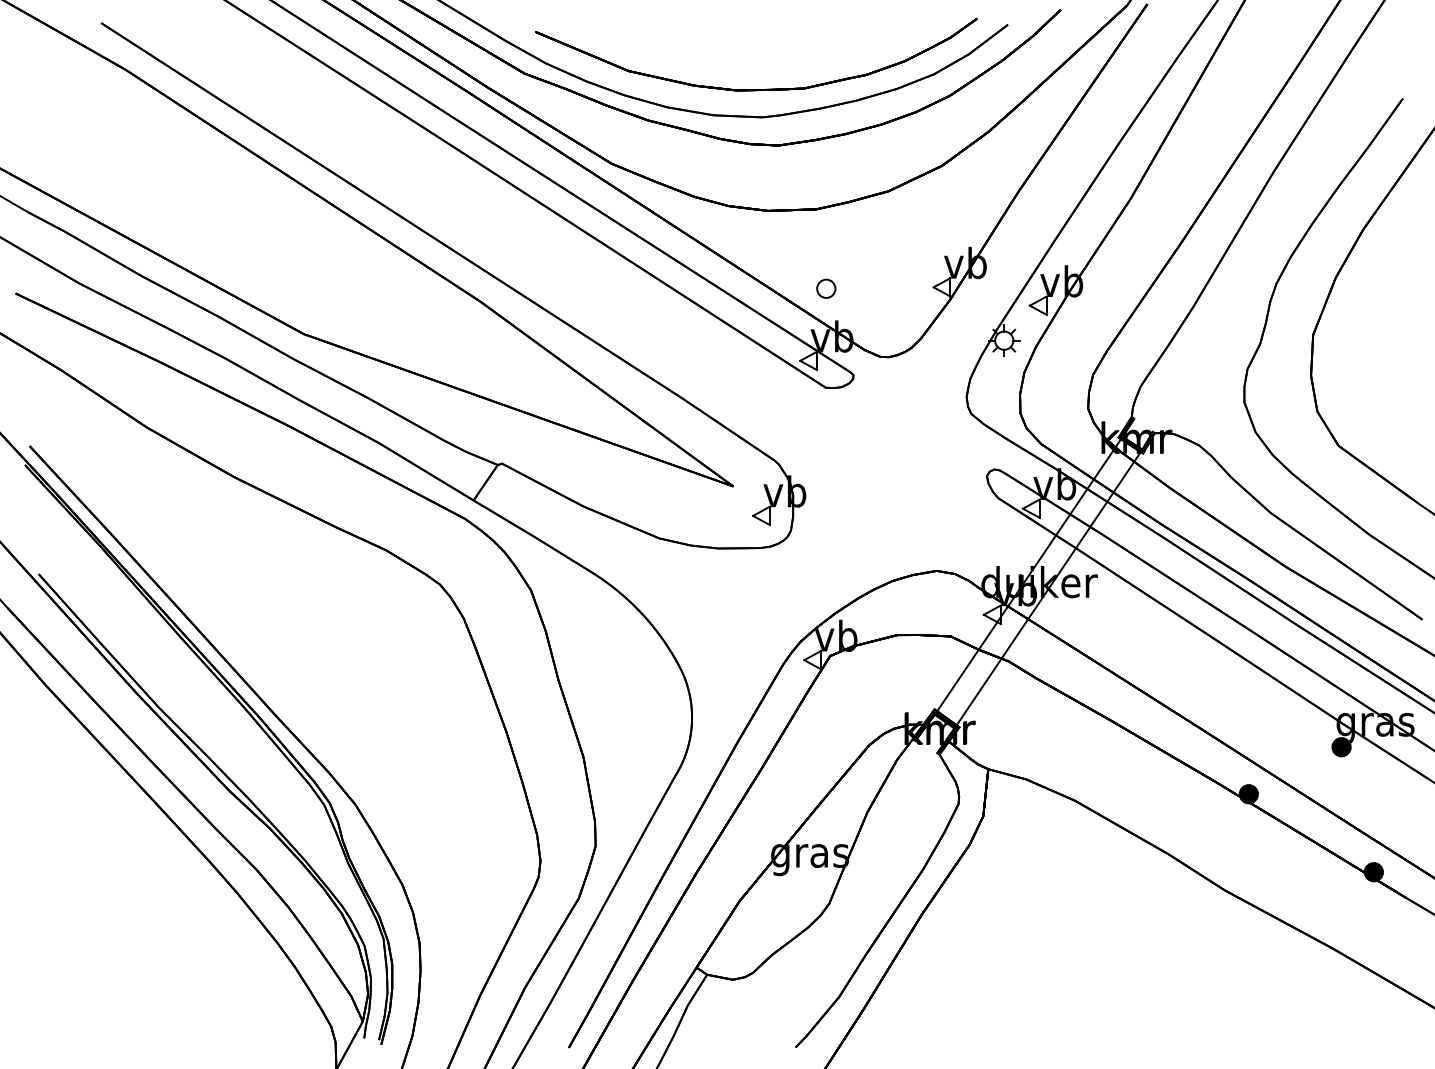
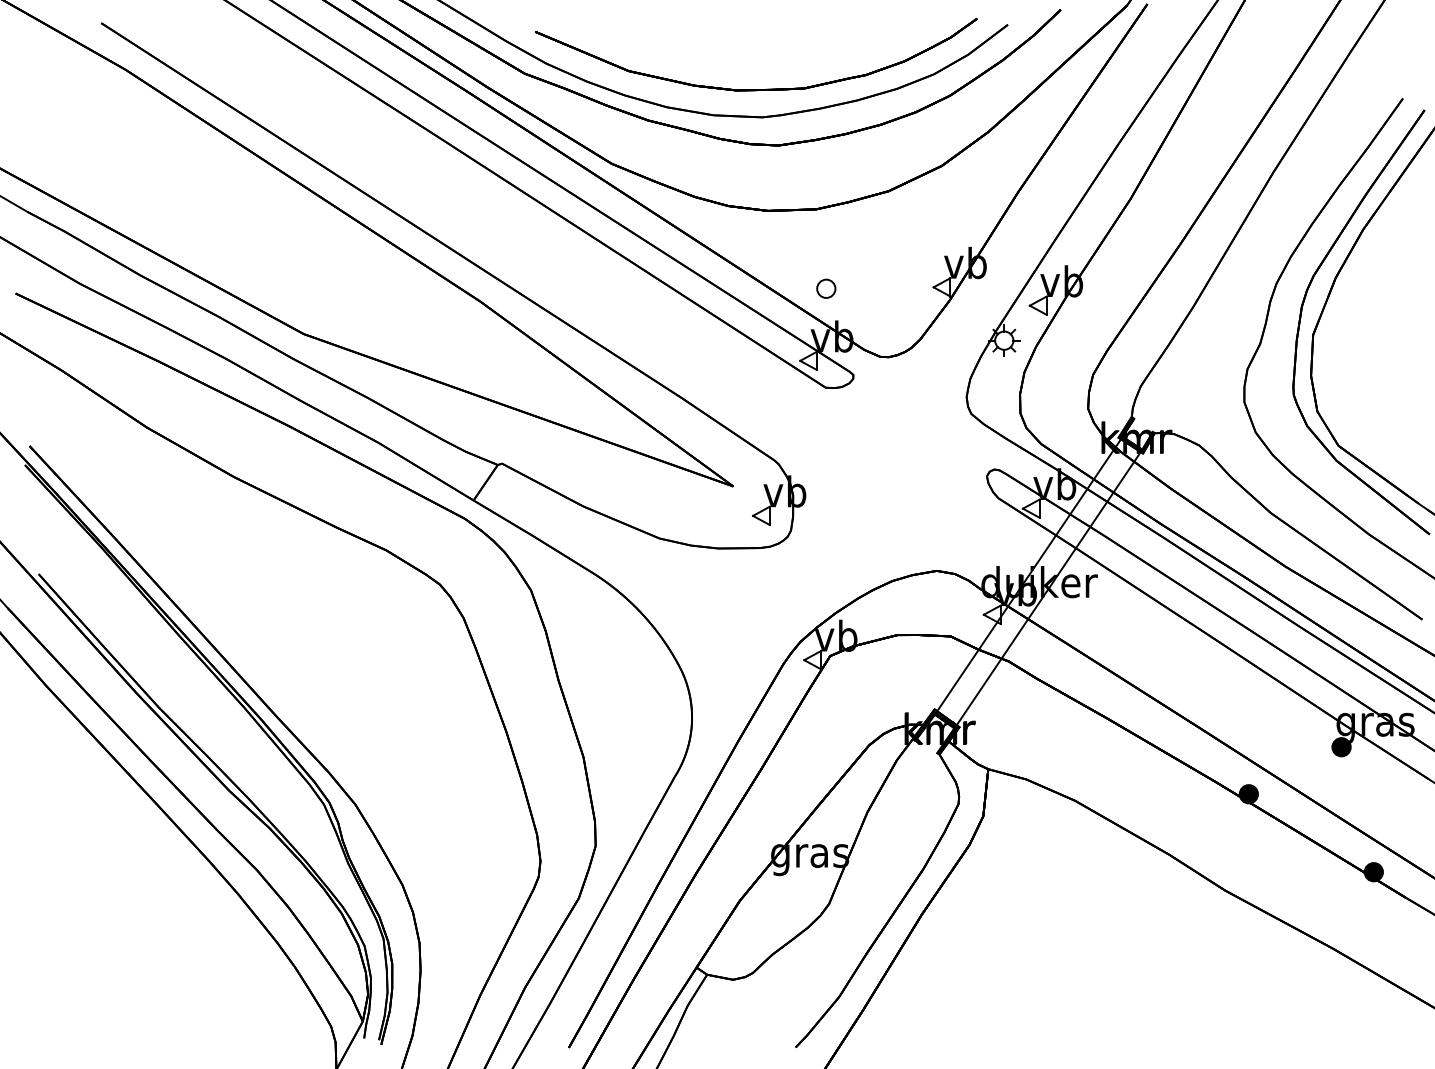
part: none -> present (1302, 311)
